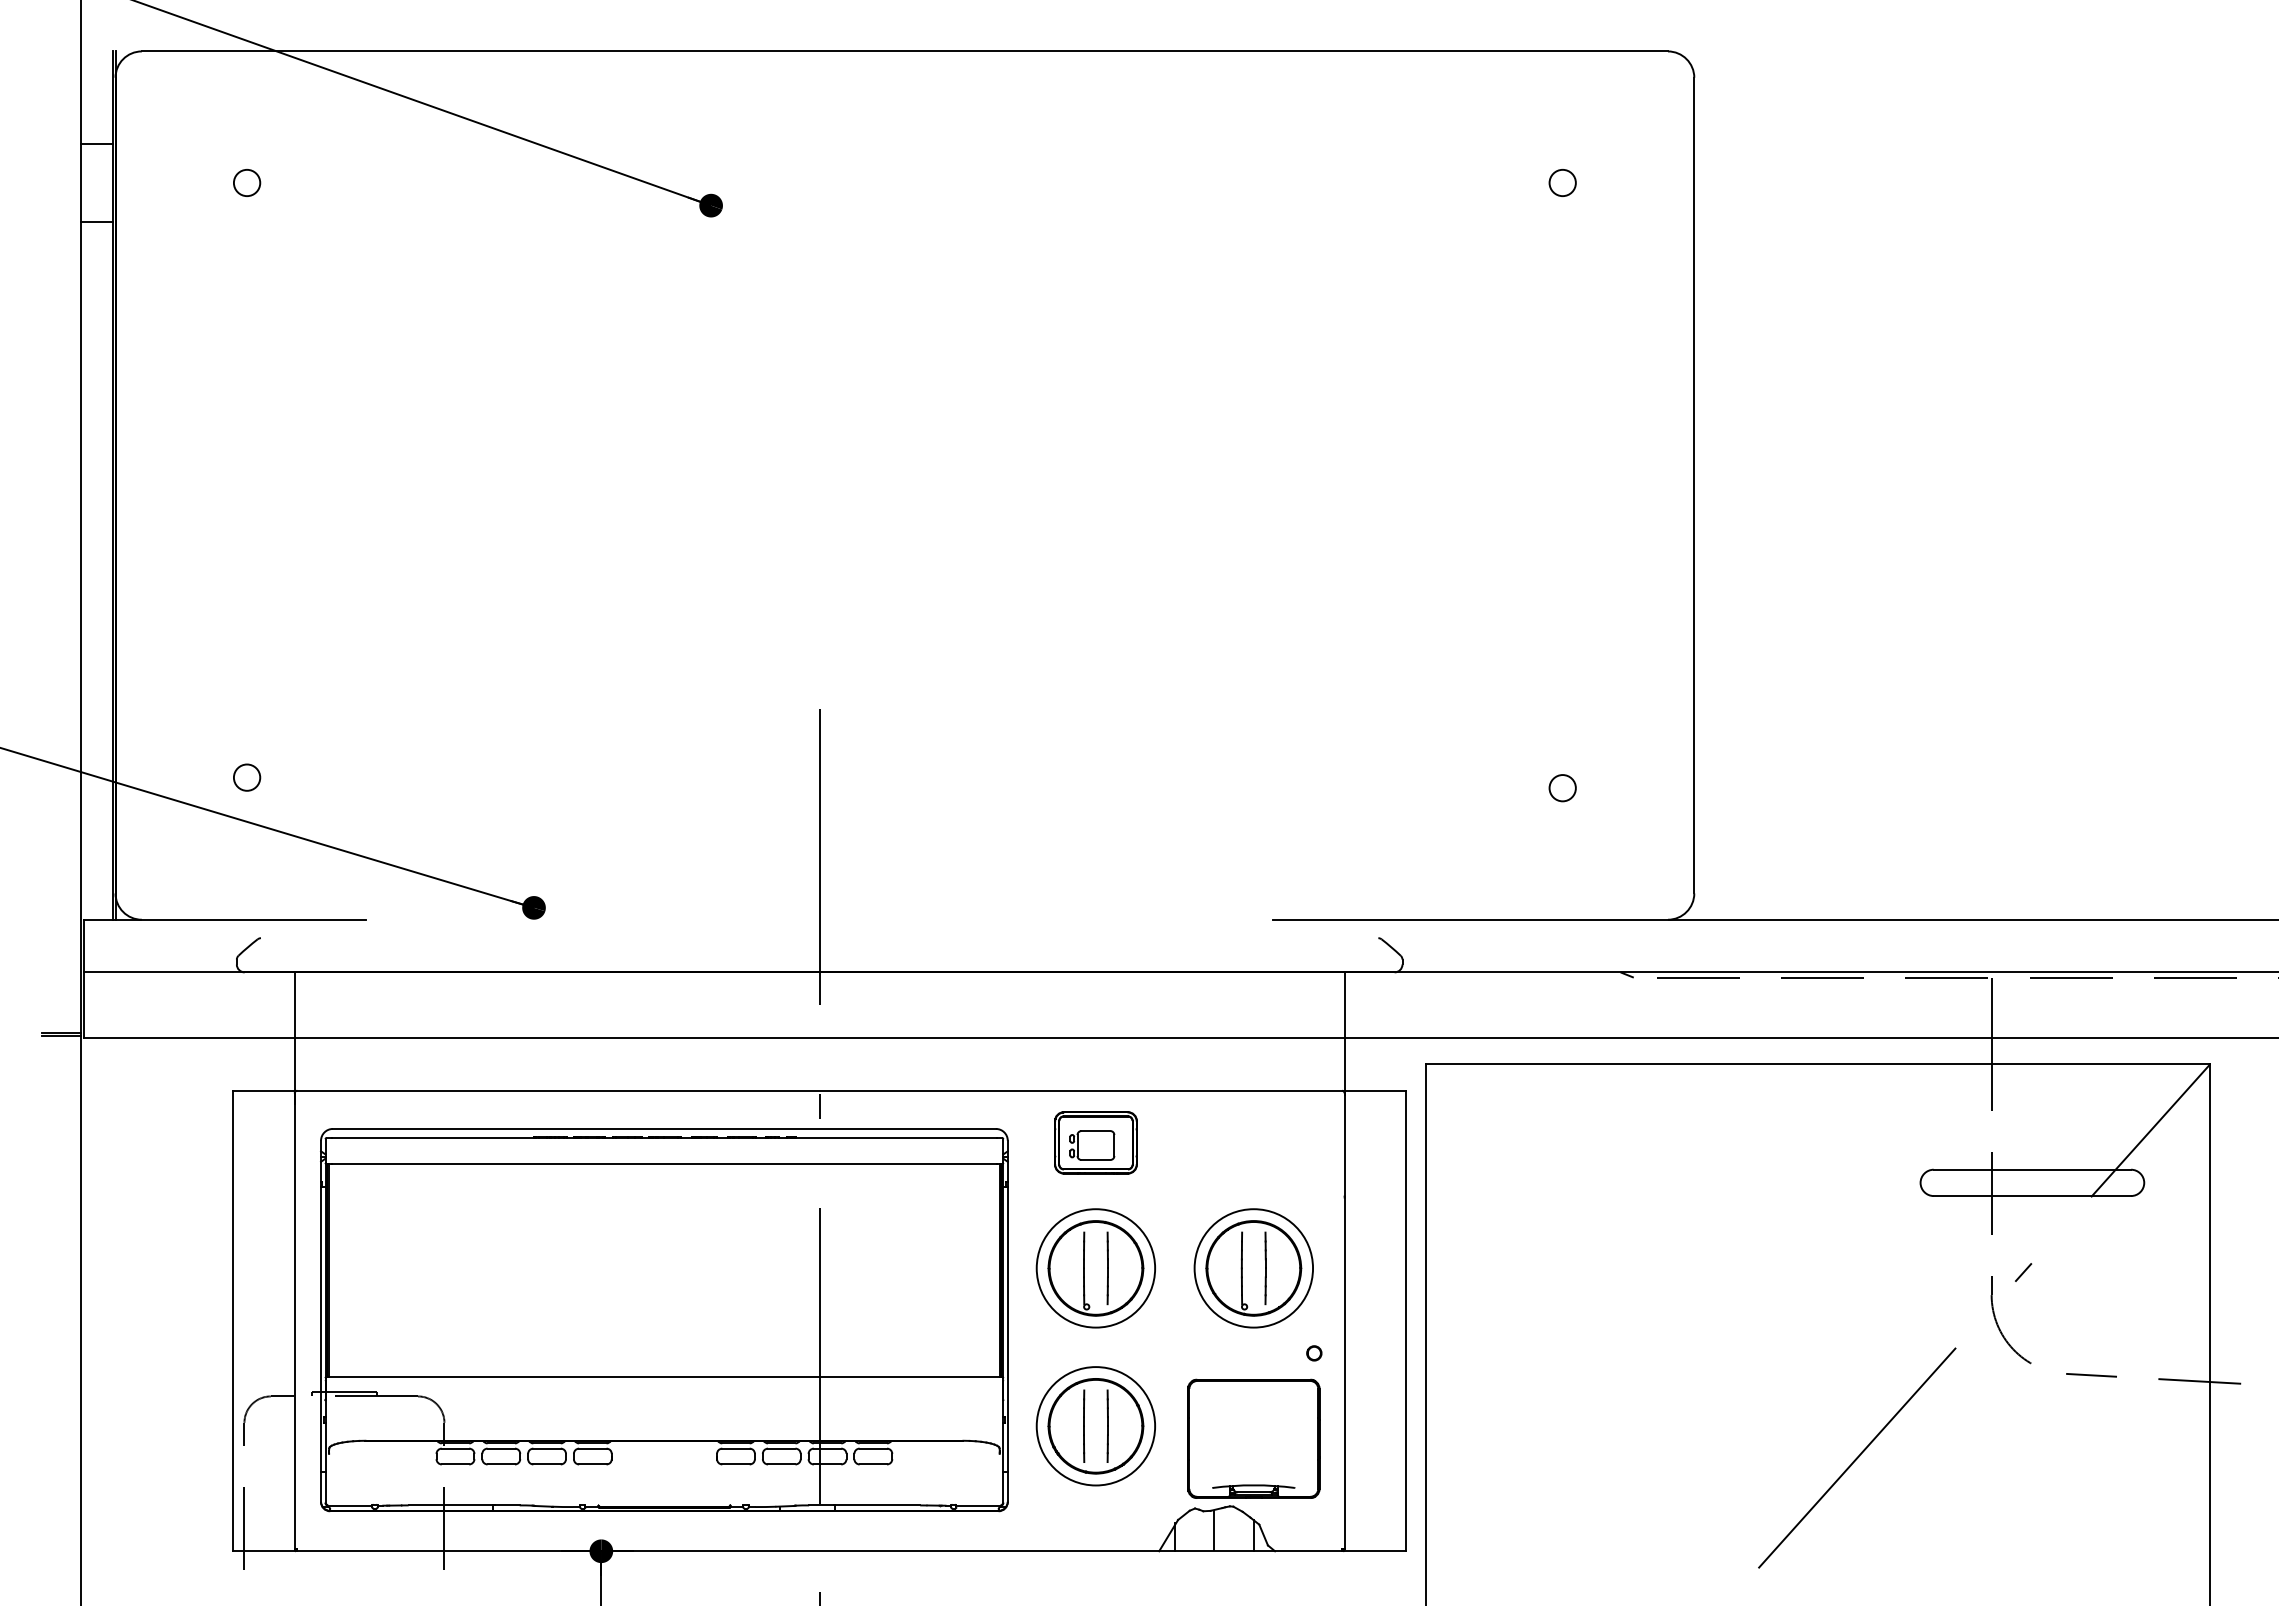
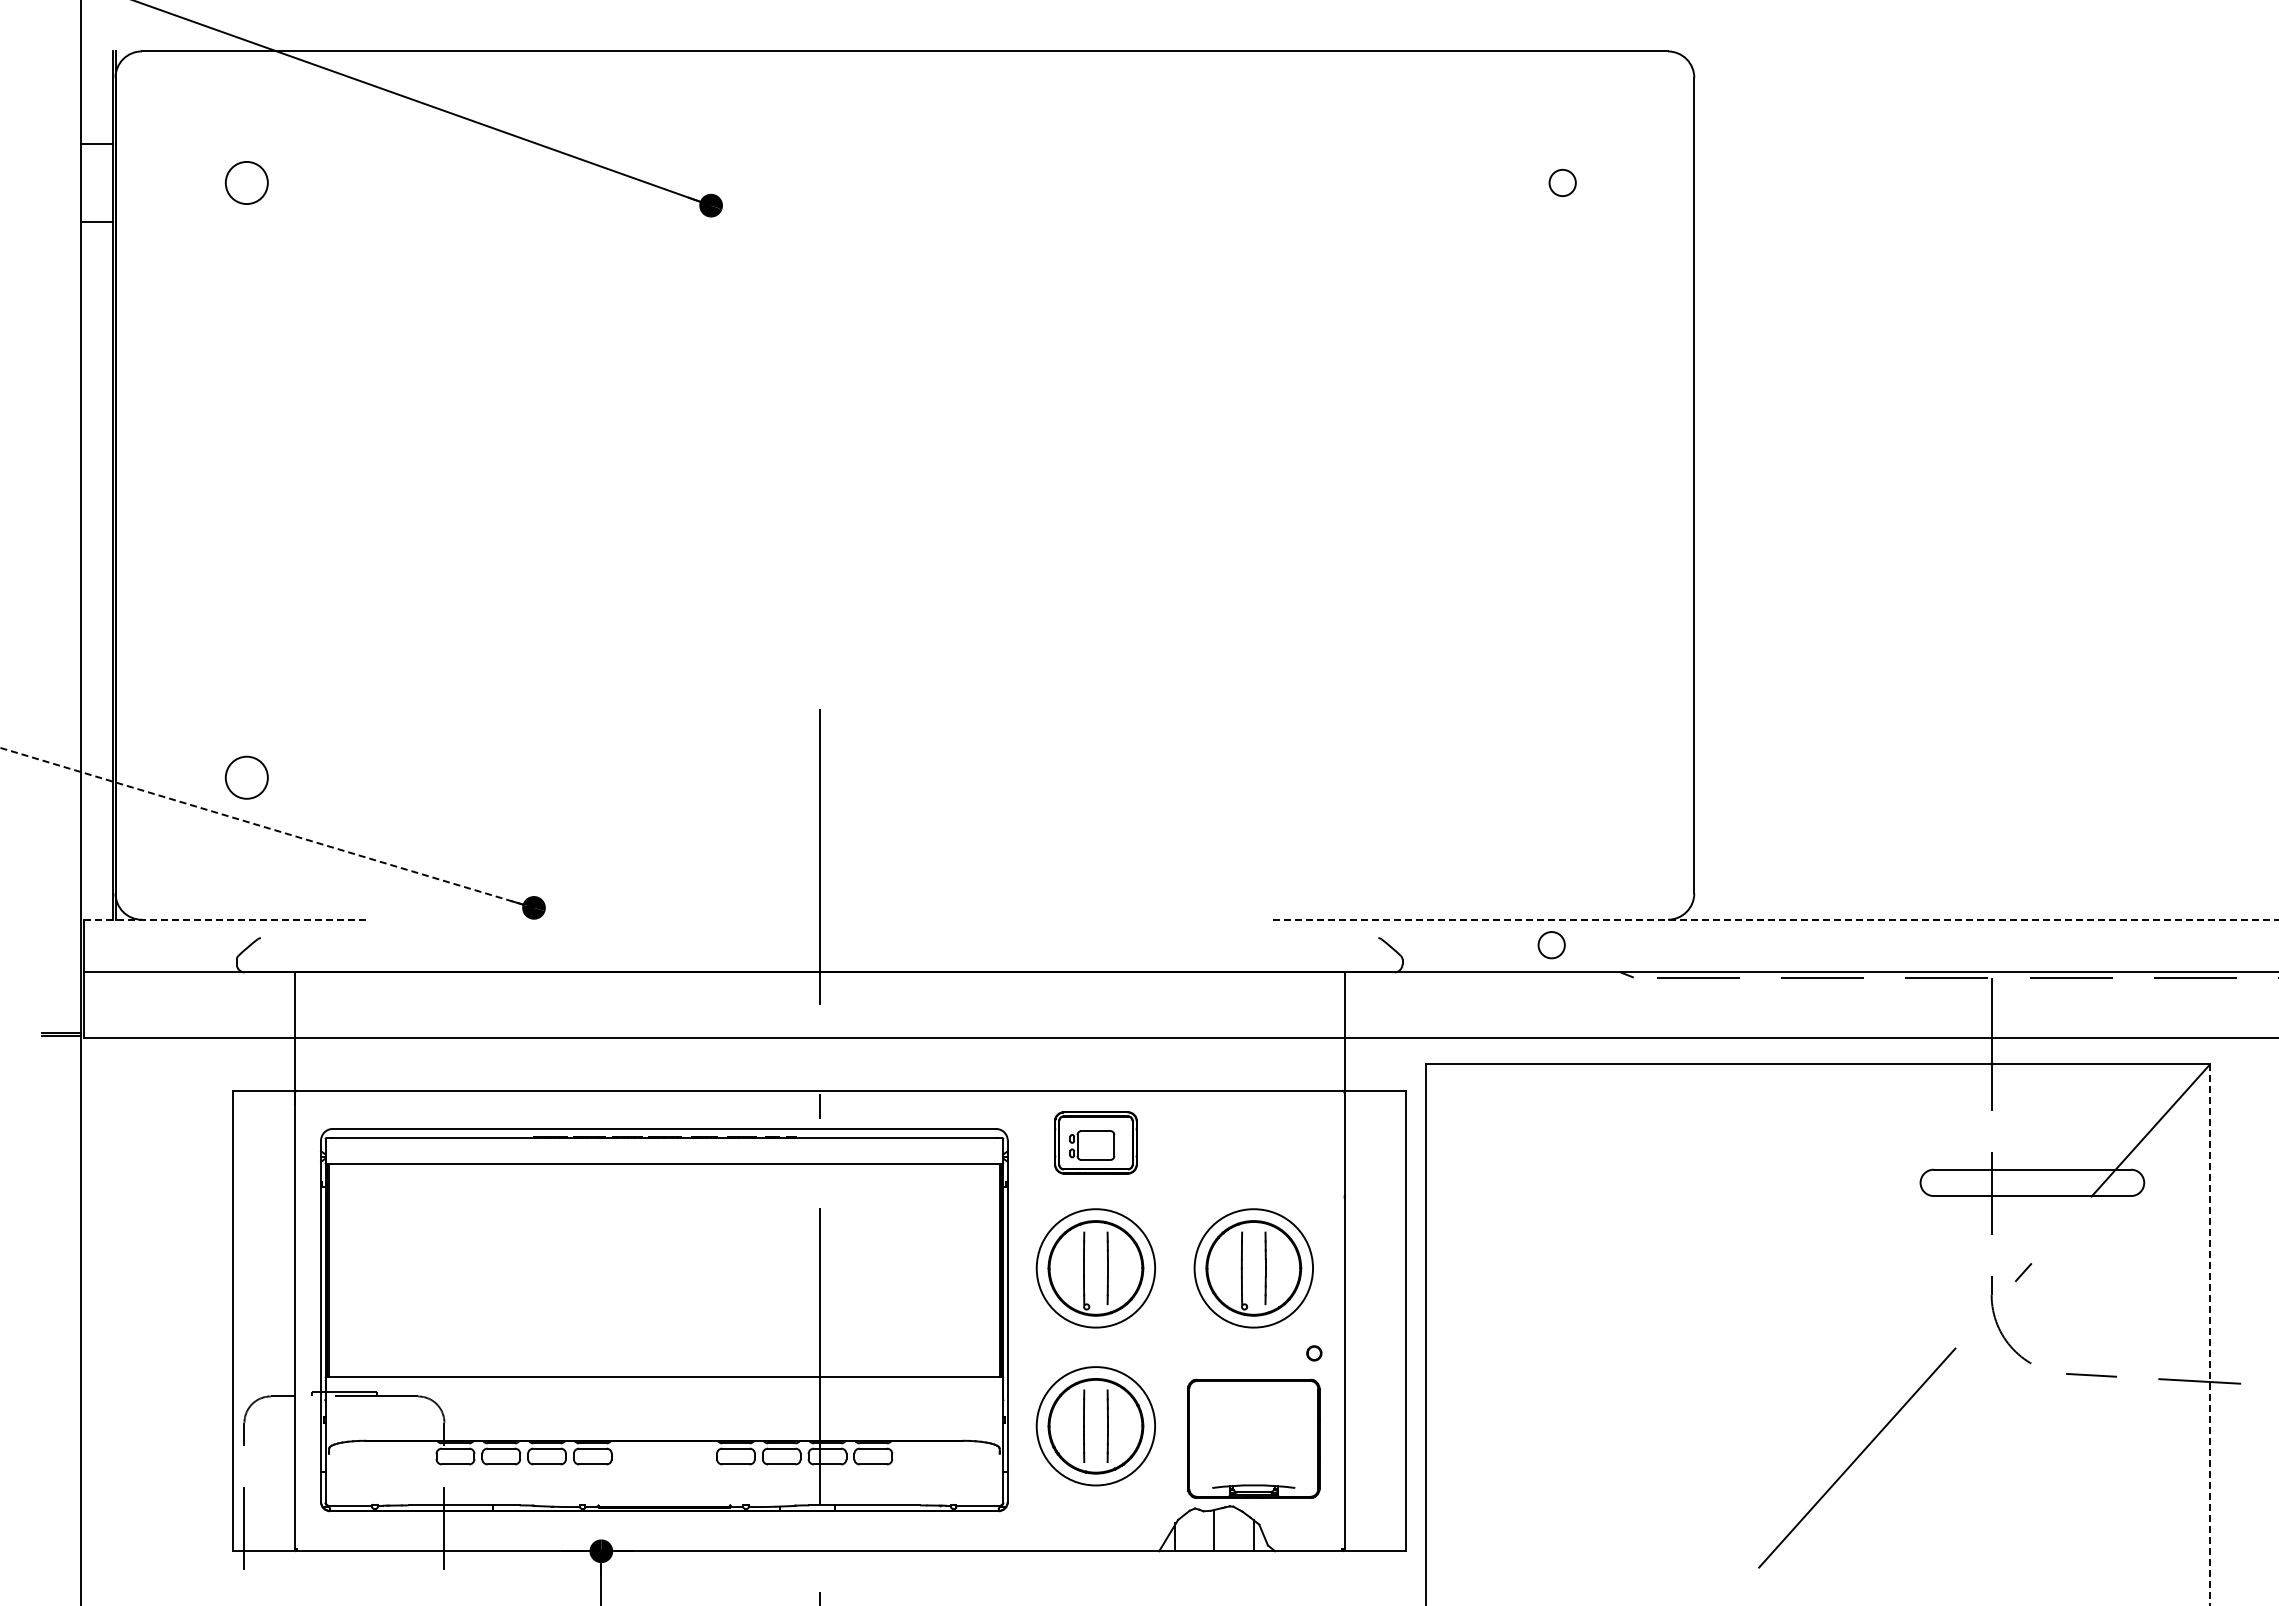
circle size: 29x28 px -> 45x44 px (246, 182)
circle size: 29x29 px -> 45x45 px (246, 777)
circle position: (1562, 788) -> (1551, 945) (1551, 945)
line: solid -> dashed (266, 827)
line: solid -> dashed (224, 919)
line: solid -> dashed (1775, 919)
line: solid -> dashed (2210, 1335)
